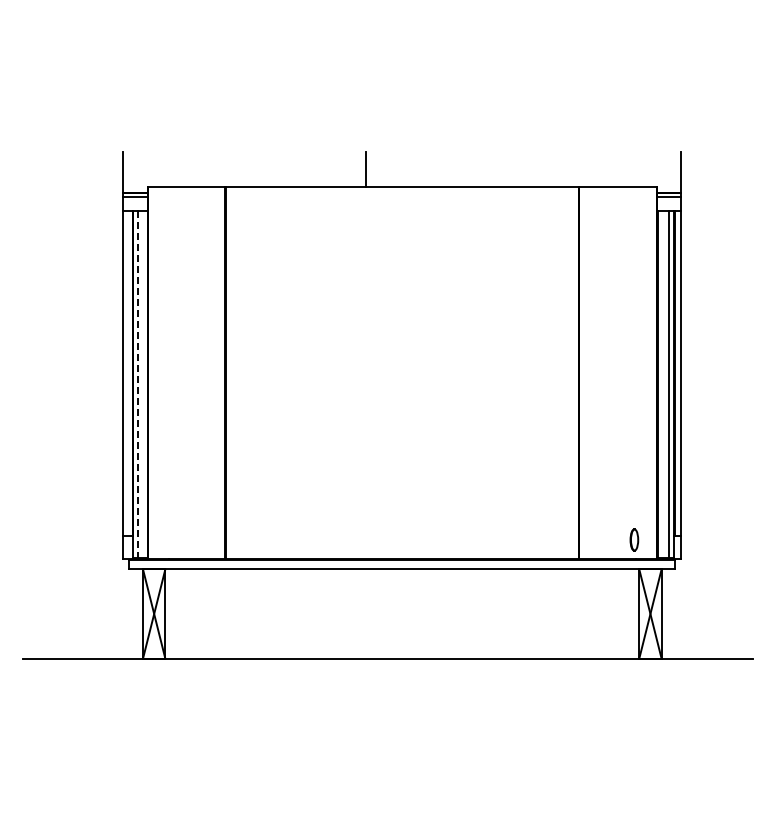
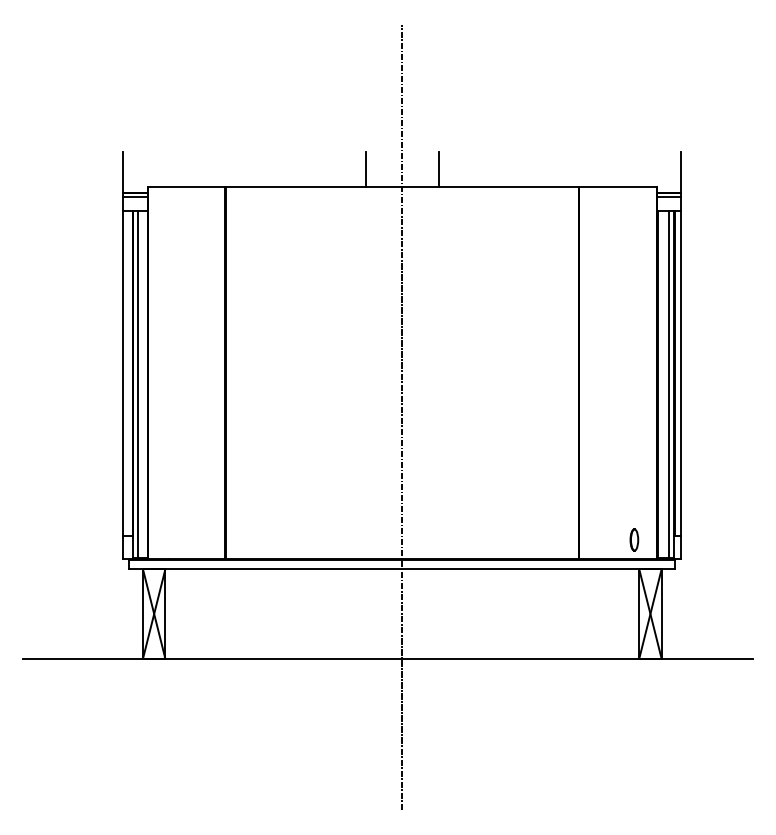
line: none -> present (438, 169)
line: dashed -> solid (138, 384)
line: none -> present (402, 417)
